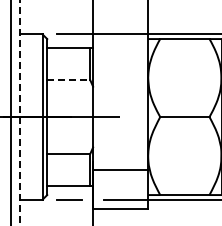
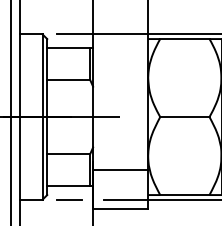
line: dashed -> solid (68, 80)
line: dashed -> solid (19, 113)
